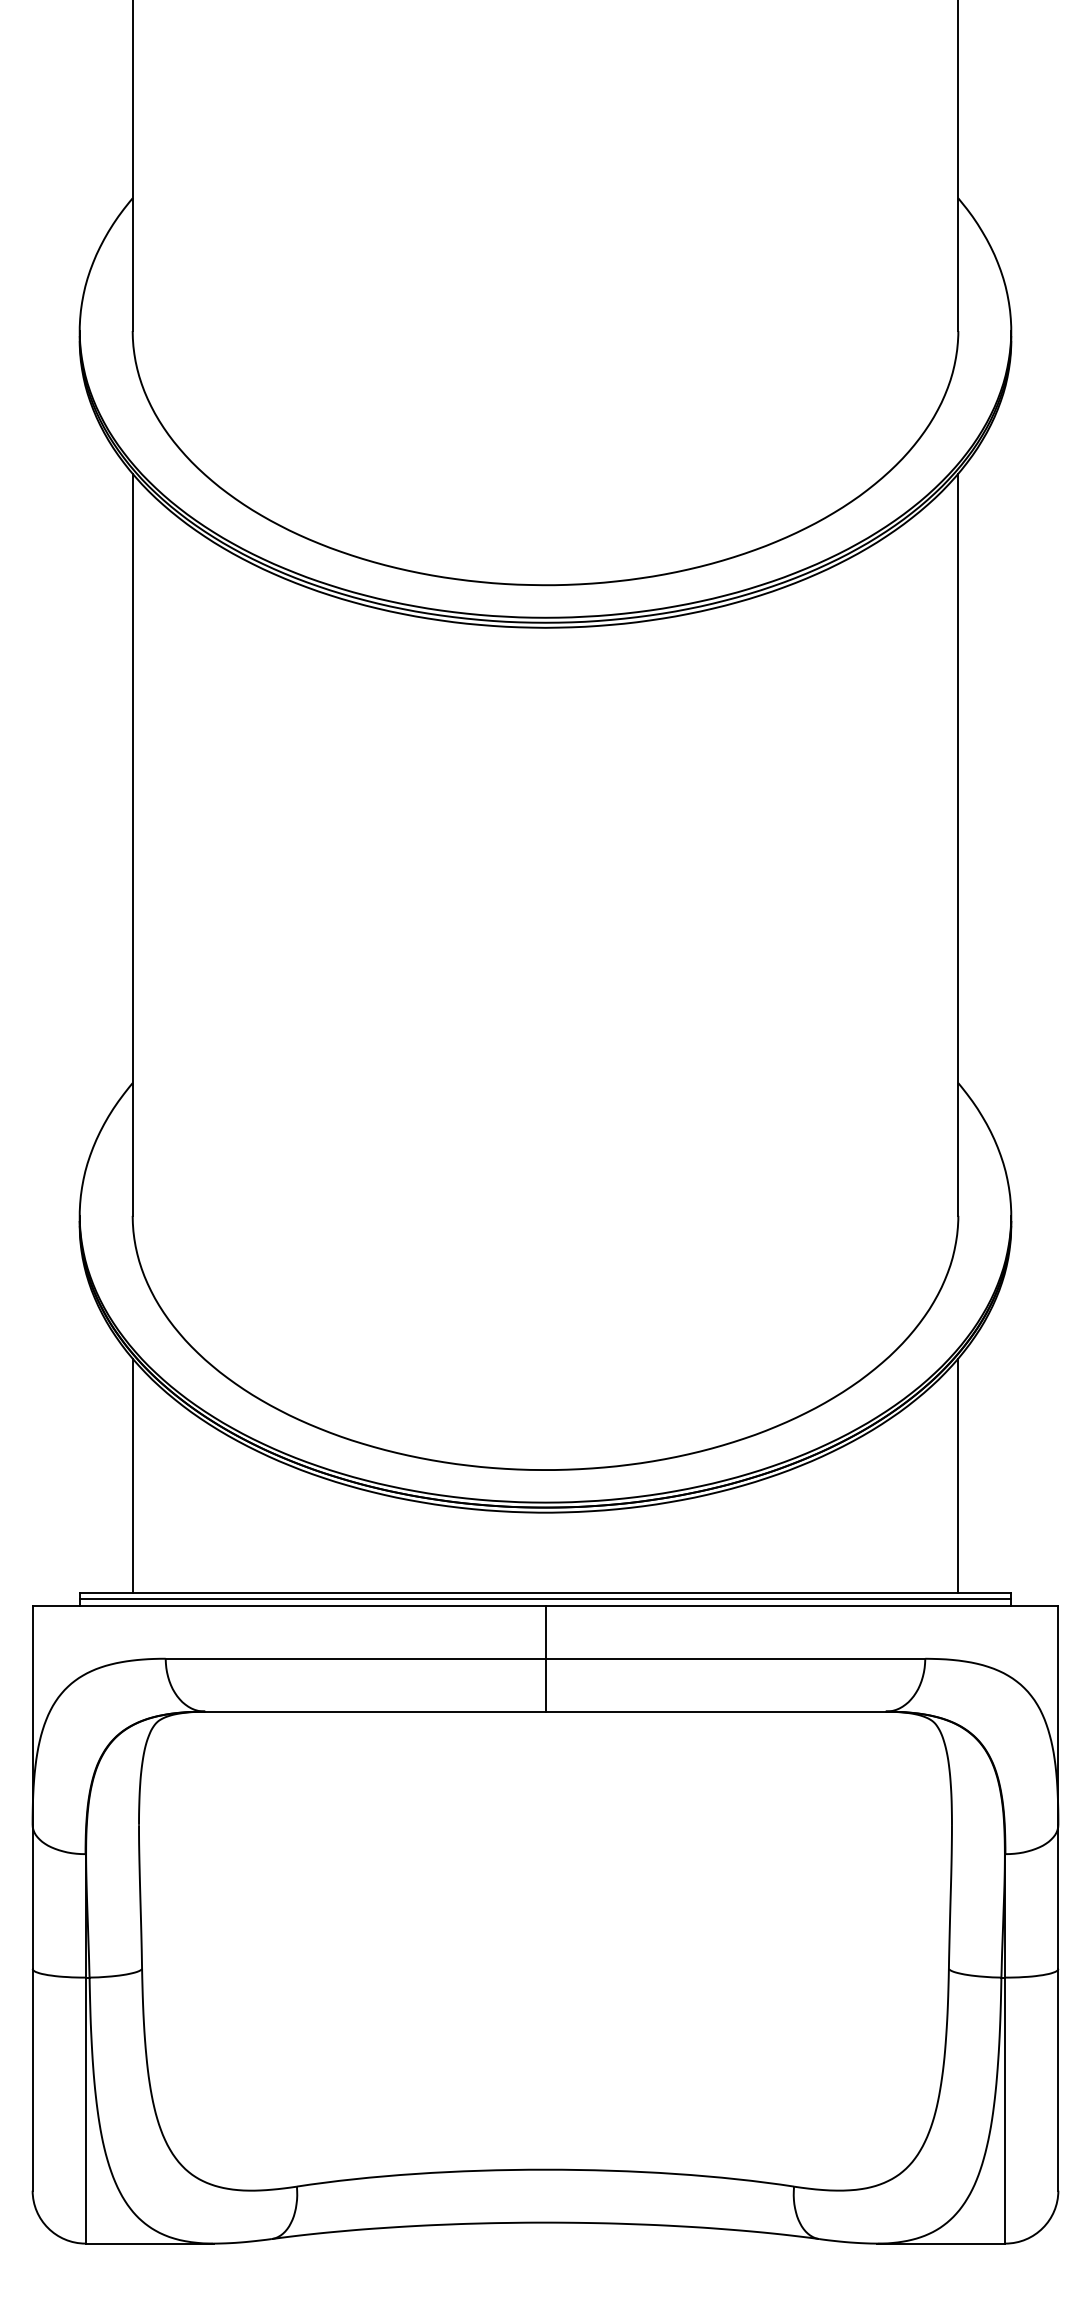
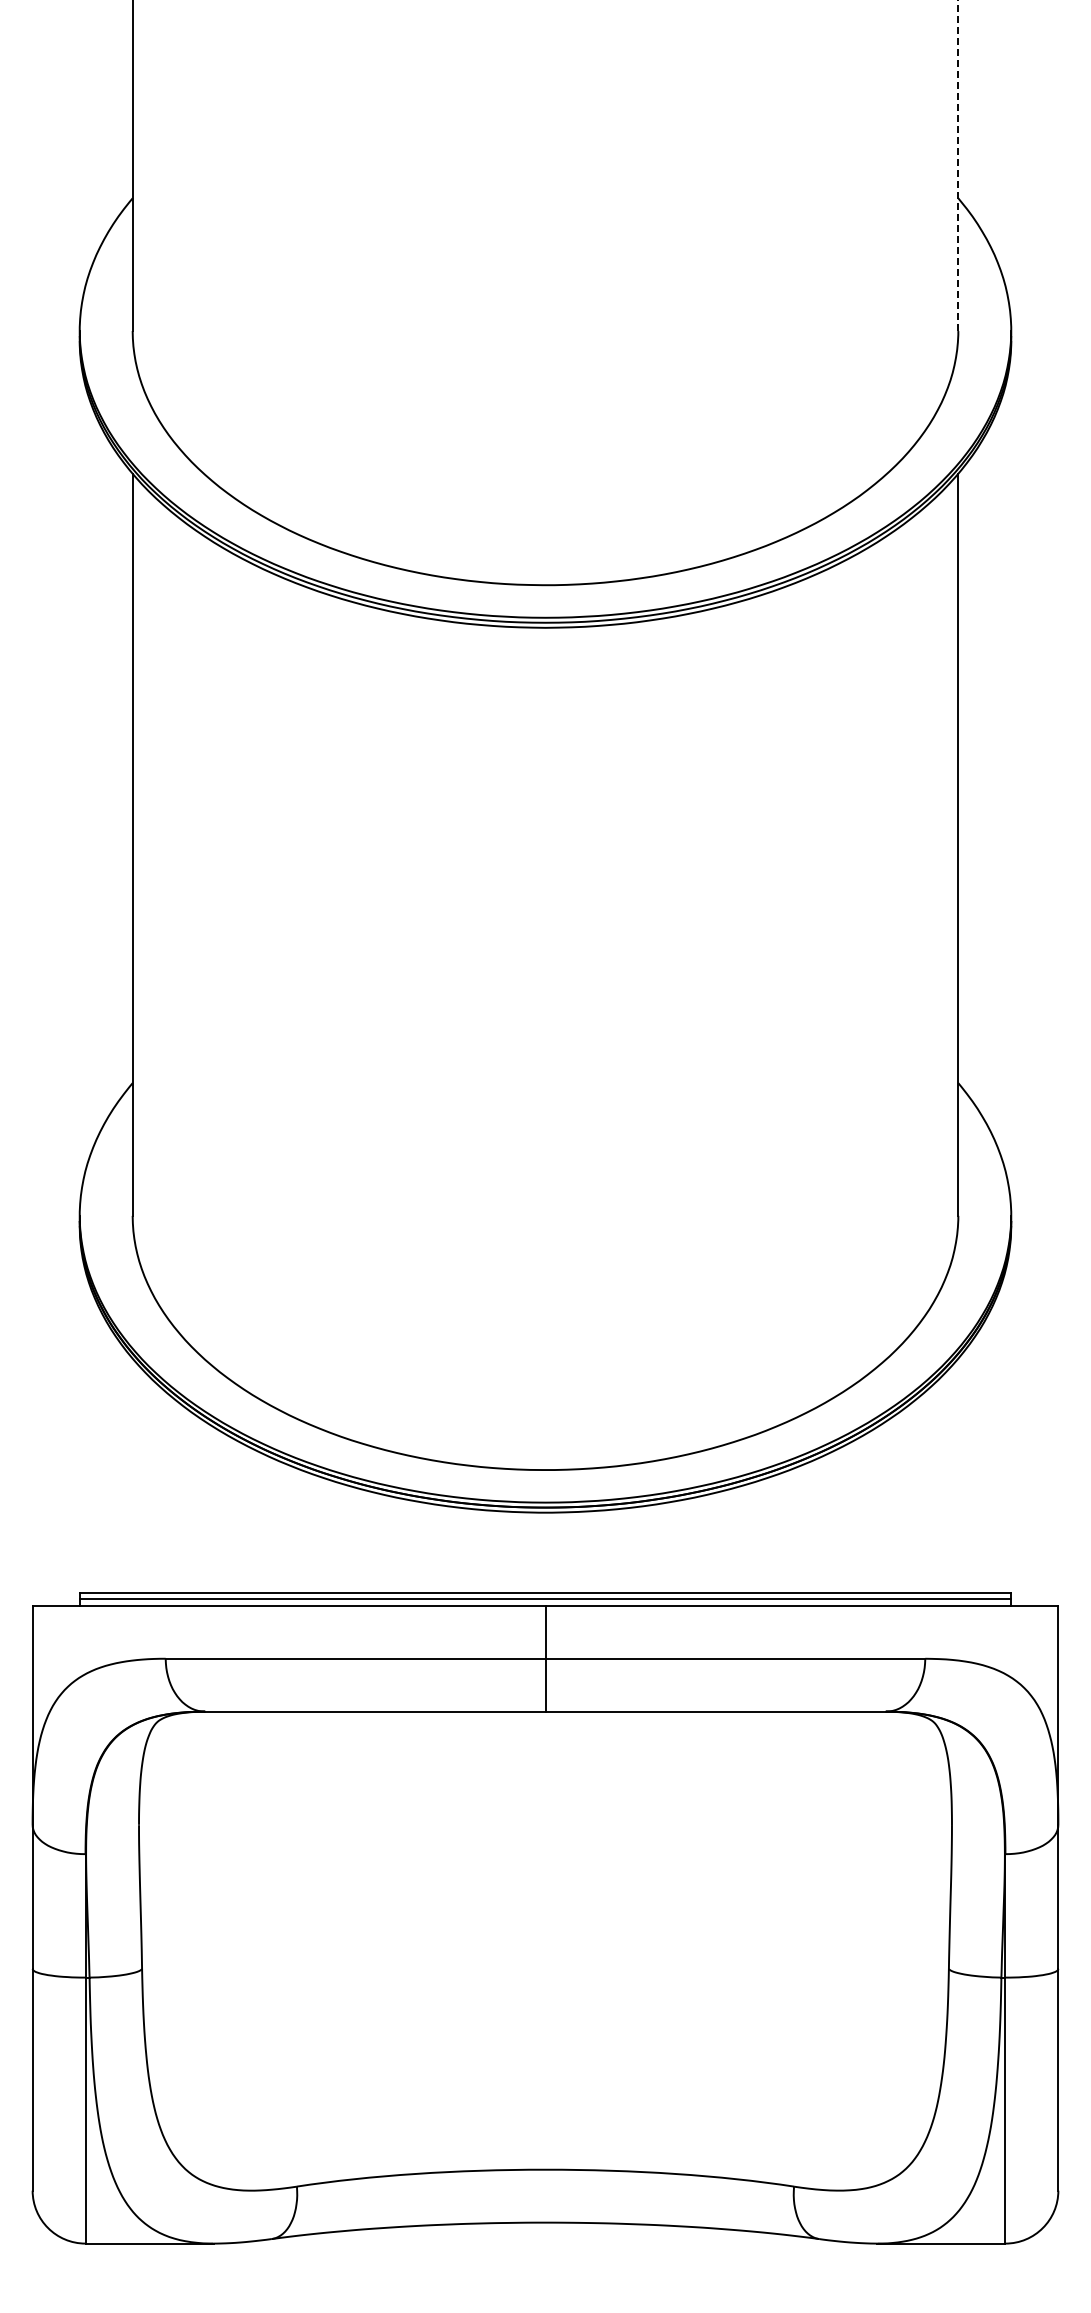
line: solid -> dashed (958, 165)
line: present -> none (132, 1475)
line: present -> none (958, 1475)
